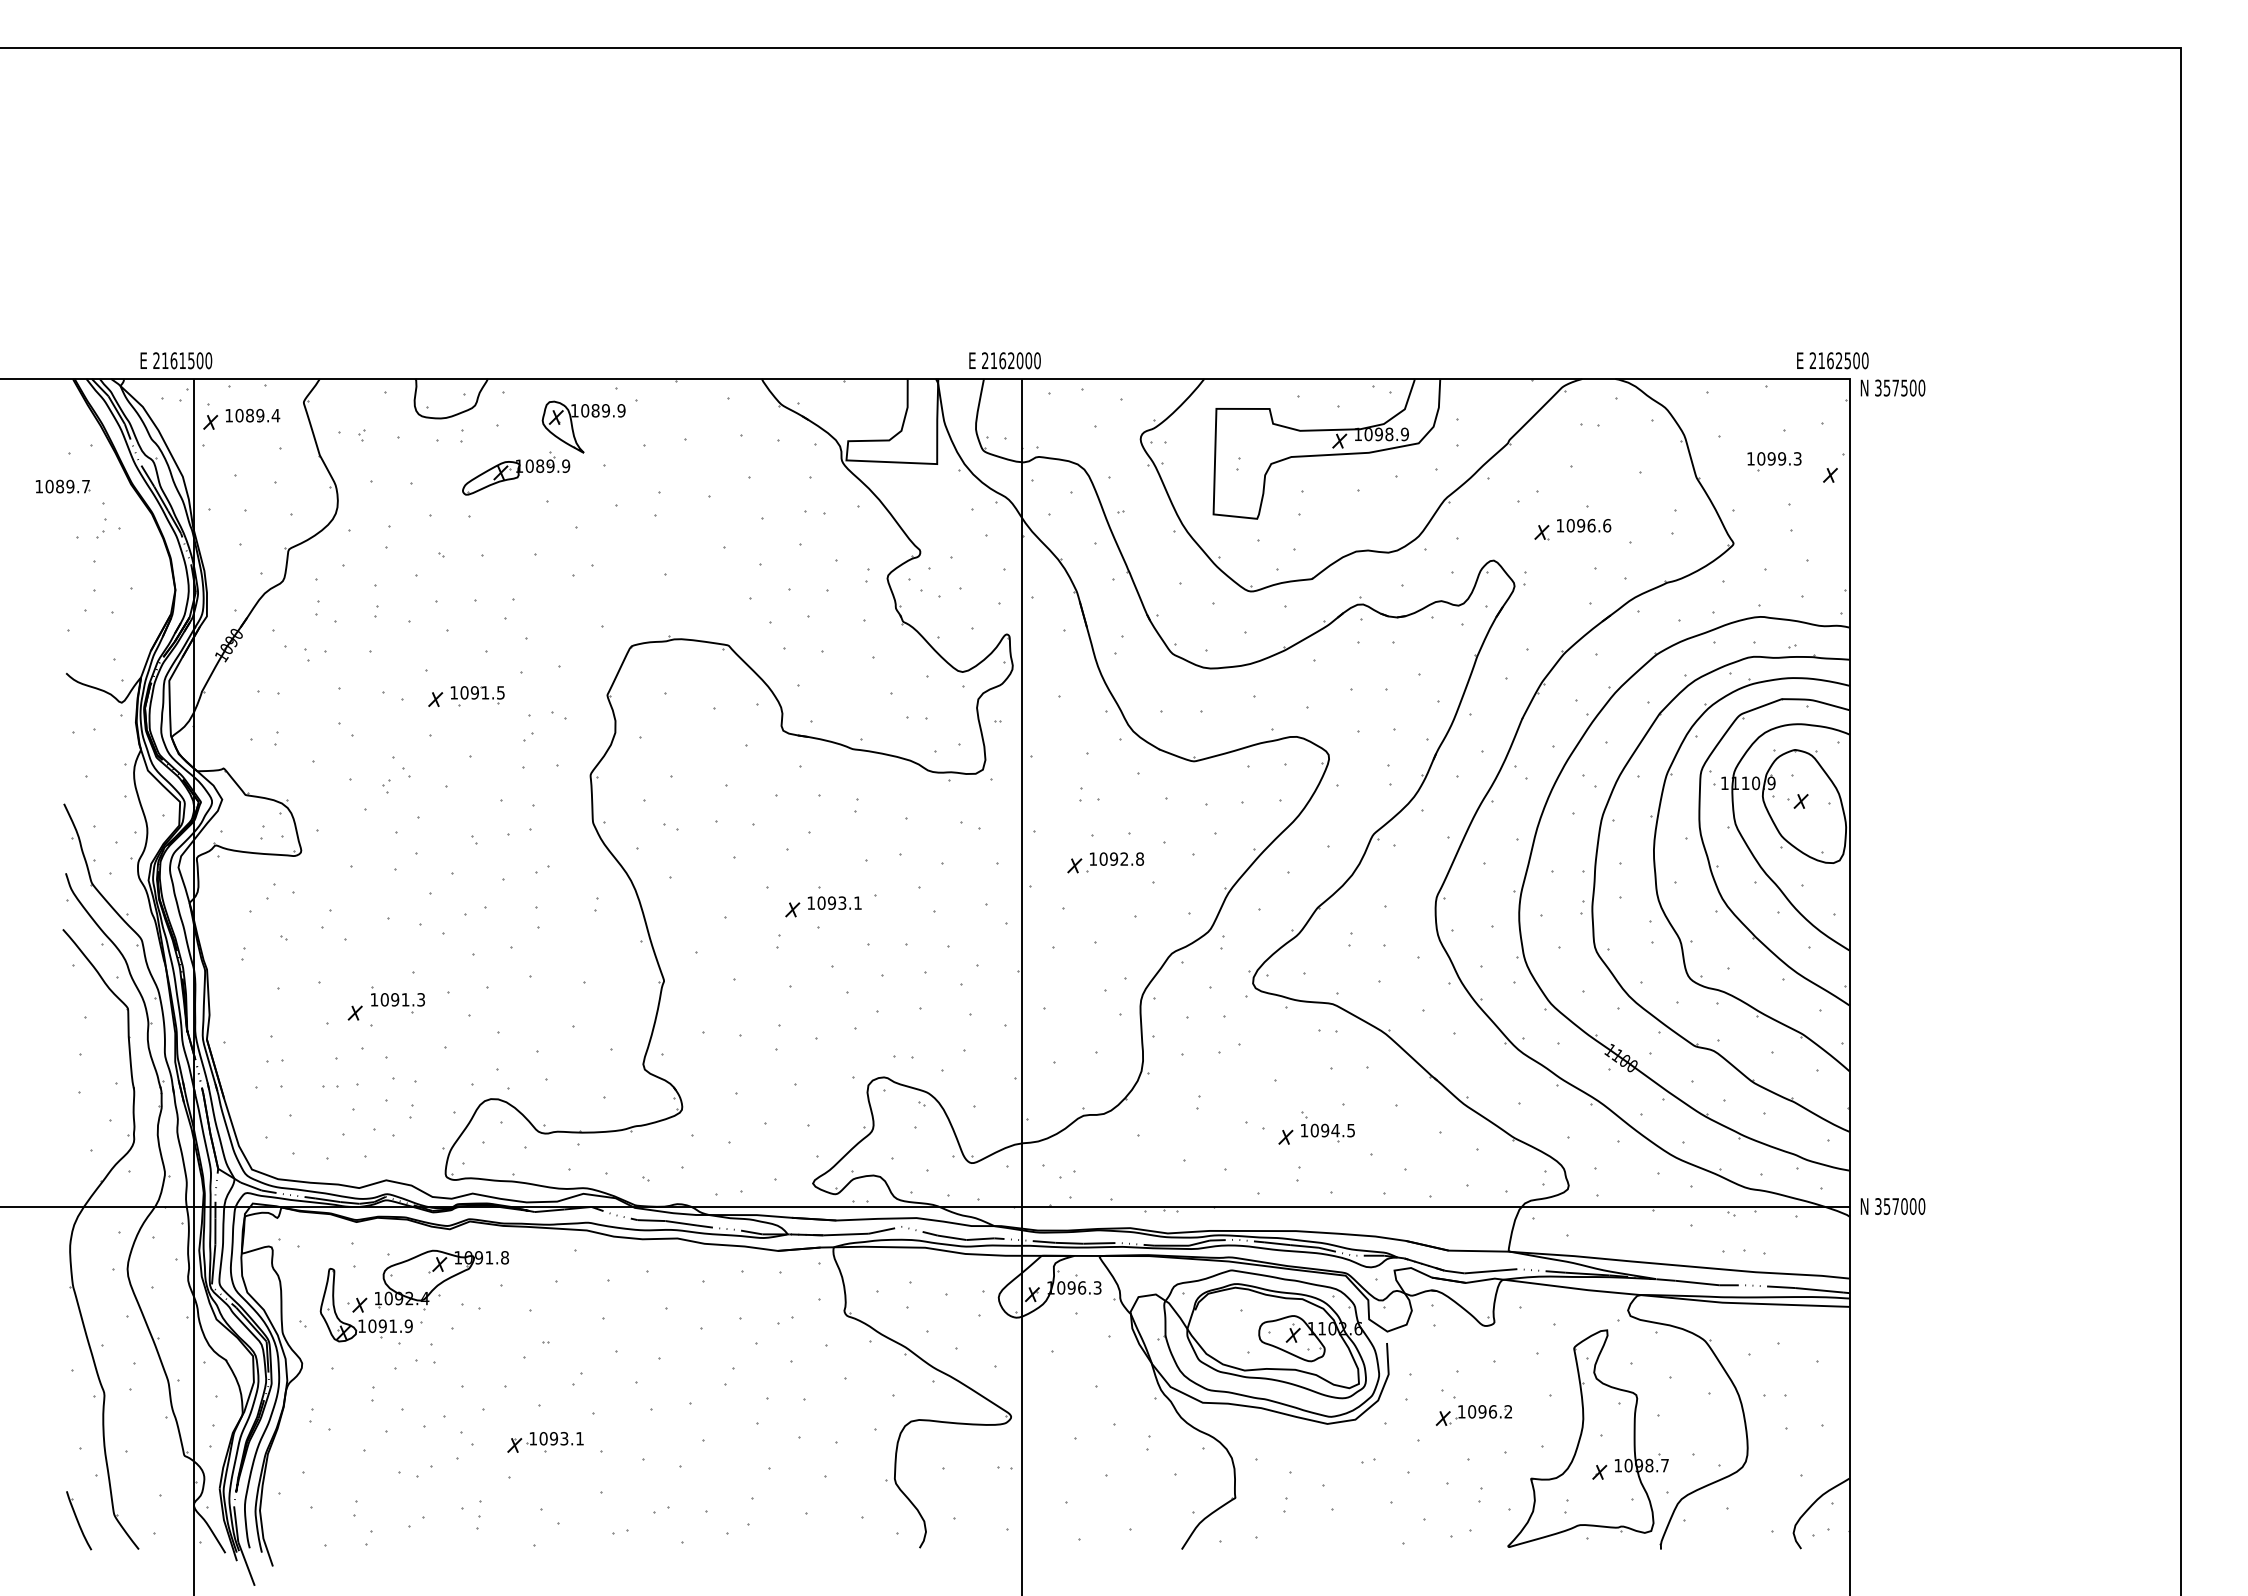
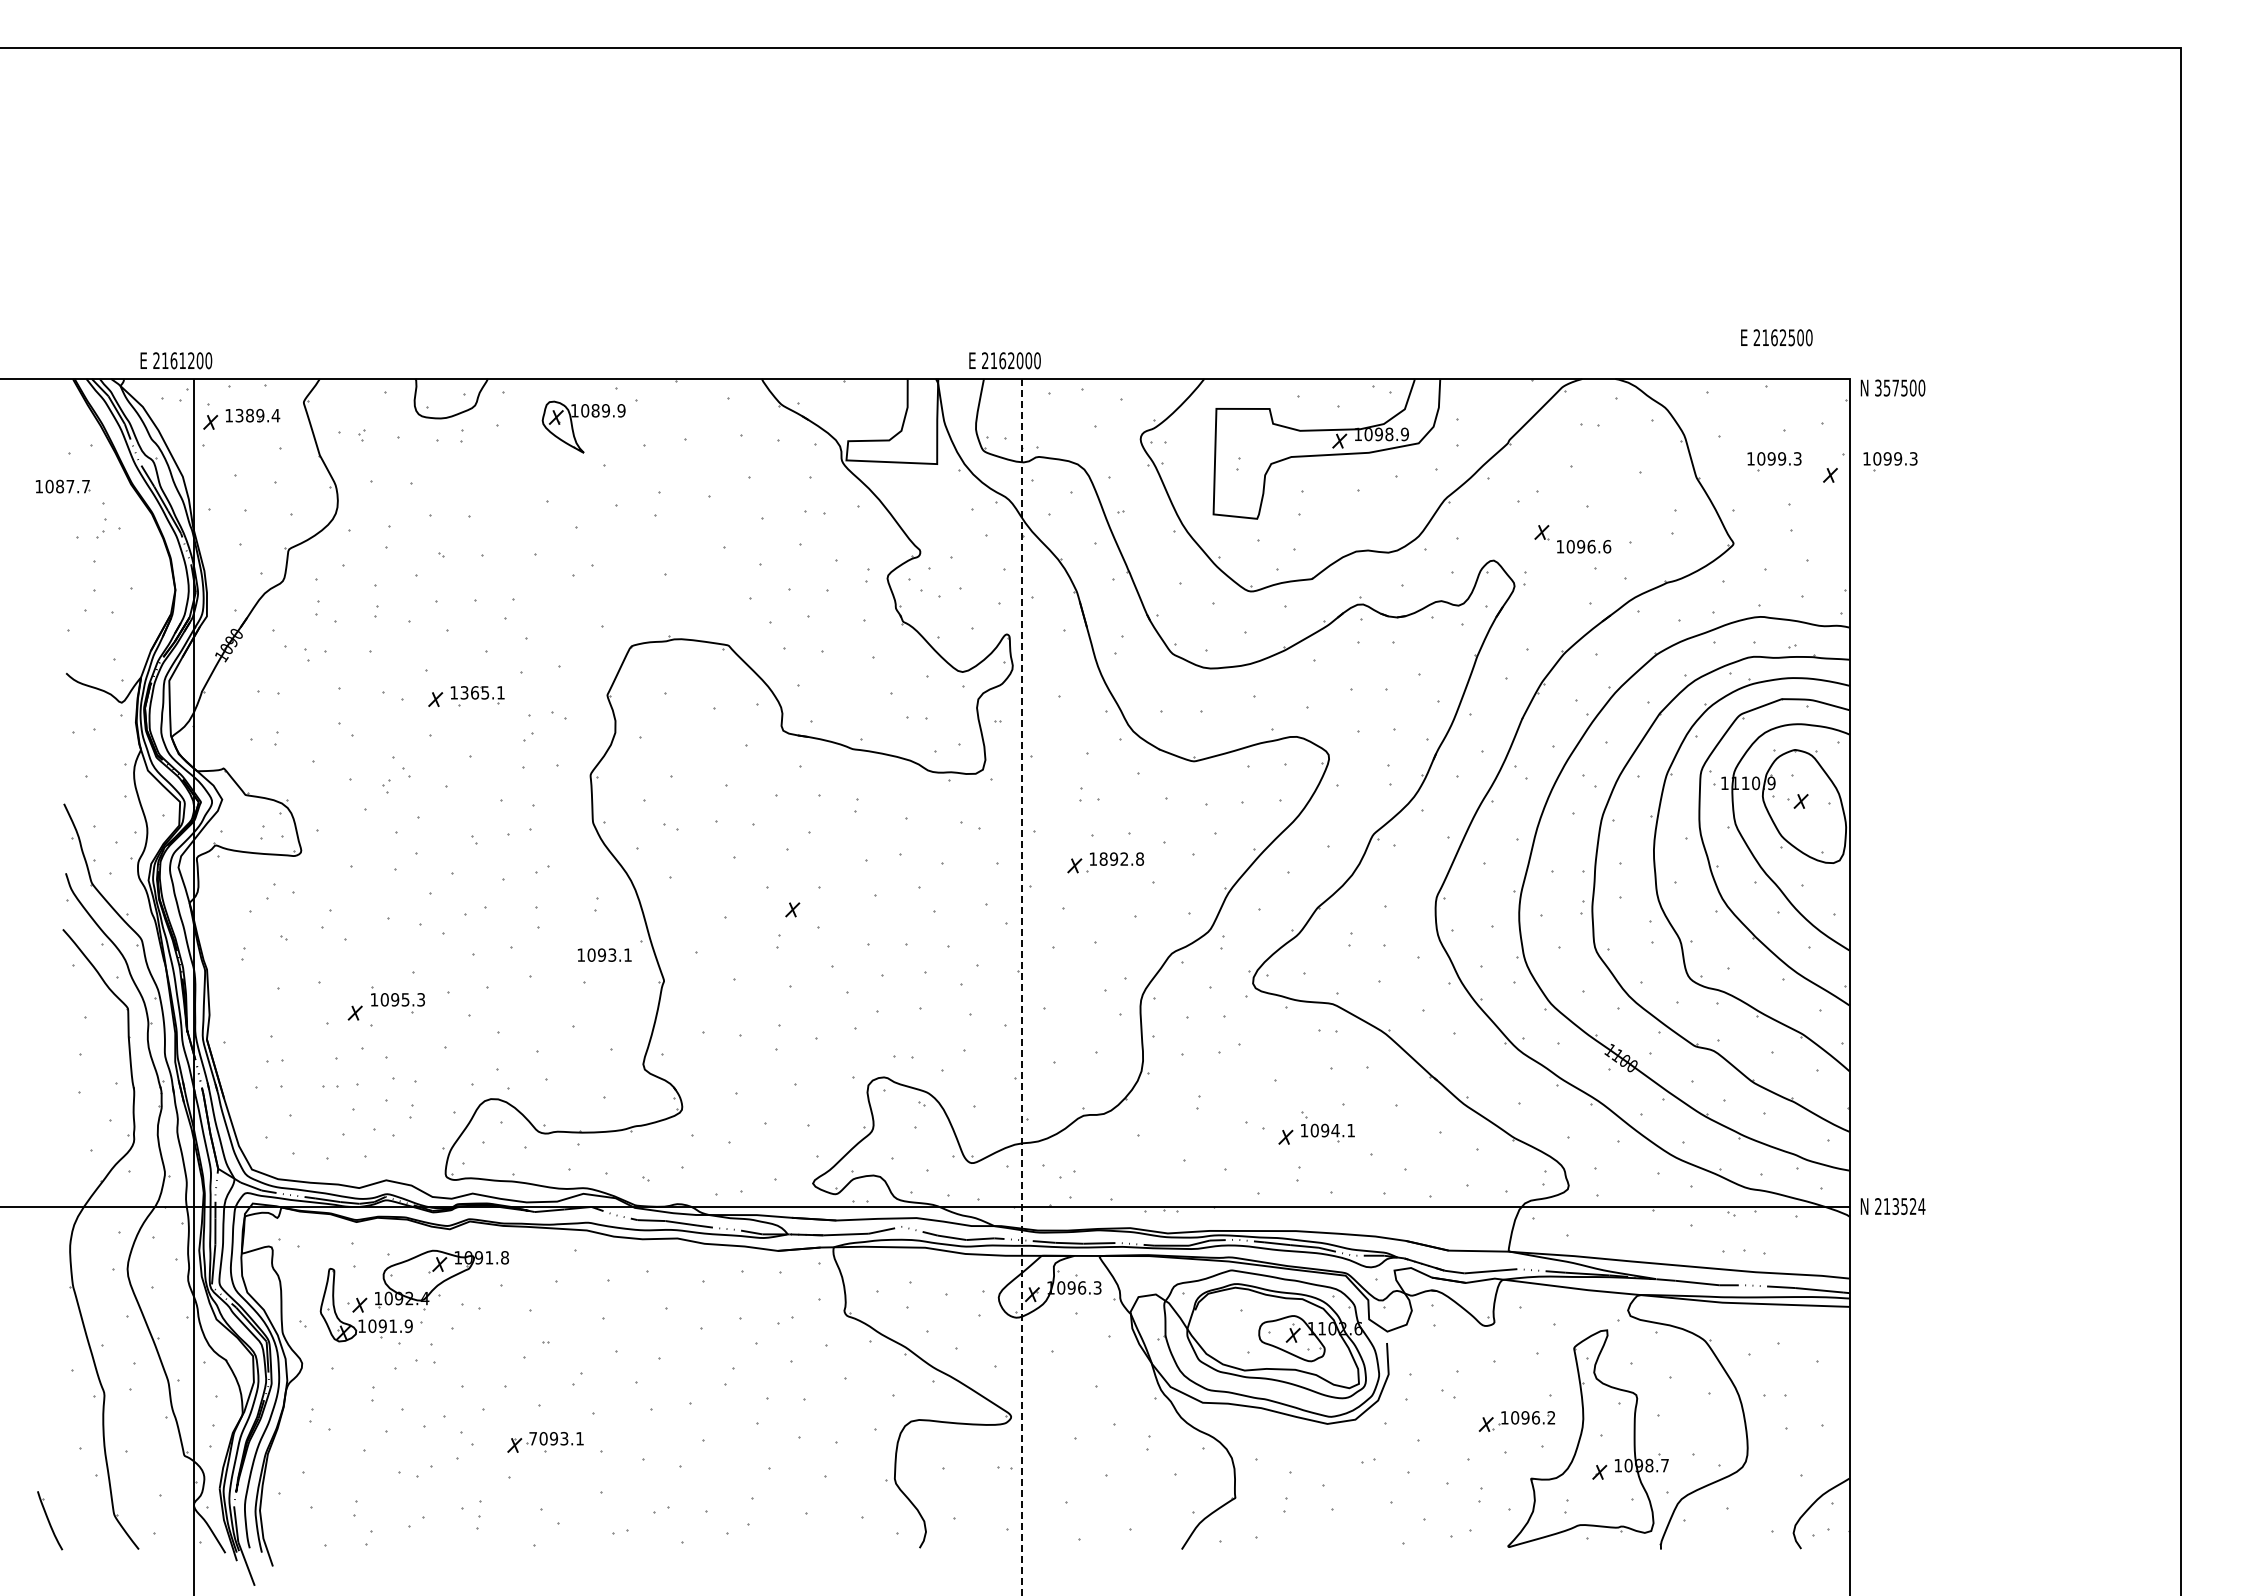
text: 2161500 -> 2161200 (191, 360)
text position: (1832, 360) -> (1776, 337) (1776, 337)
text: 1089.4 -> 1389.4 (239, 415)
part: none -> present (1890, 461)
part: present -> none (516, 473)
text: 1089.7 -> 1087.7 (70, 486)
text position: (1584, 525) -> (1584, 546) (1584, 546)
text: 1091.5 -> 1365.1 (482, 692)
text: 1092.8 -> 1892.8 (1103, 858)
text position: (834, 902) -> (604, 954) (604, 954)
line: solid -> dashed (1022, 987)
text: 1091.3 -> 1095.3 (405, 999)
text: 1094.5 -> 1094.1 (1350, 1130)
text: 357000 -> 213524 (1900, 1206)
part position: (1473, 1415) -> (1516, 1421) (1516, 1421)
text: 1093.1 -> 7093.1 (532, 1438)
part position: (79, 1520) -> (50, 1520) (50, 1520)
